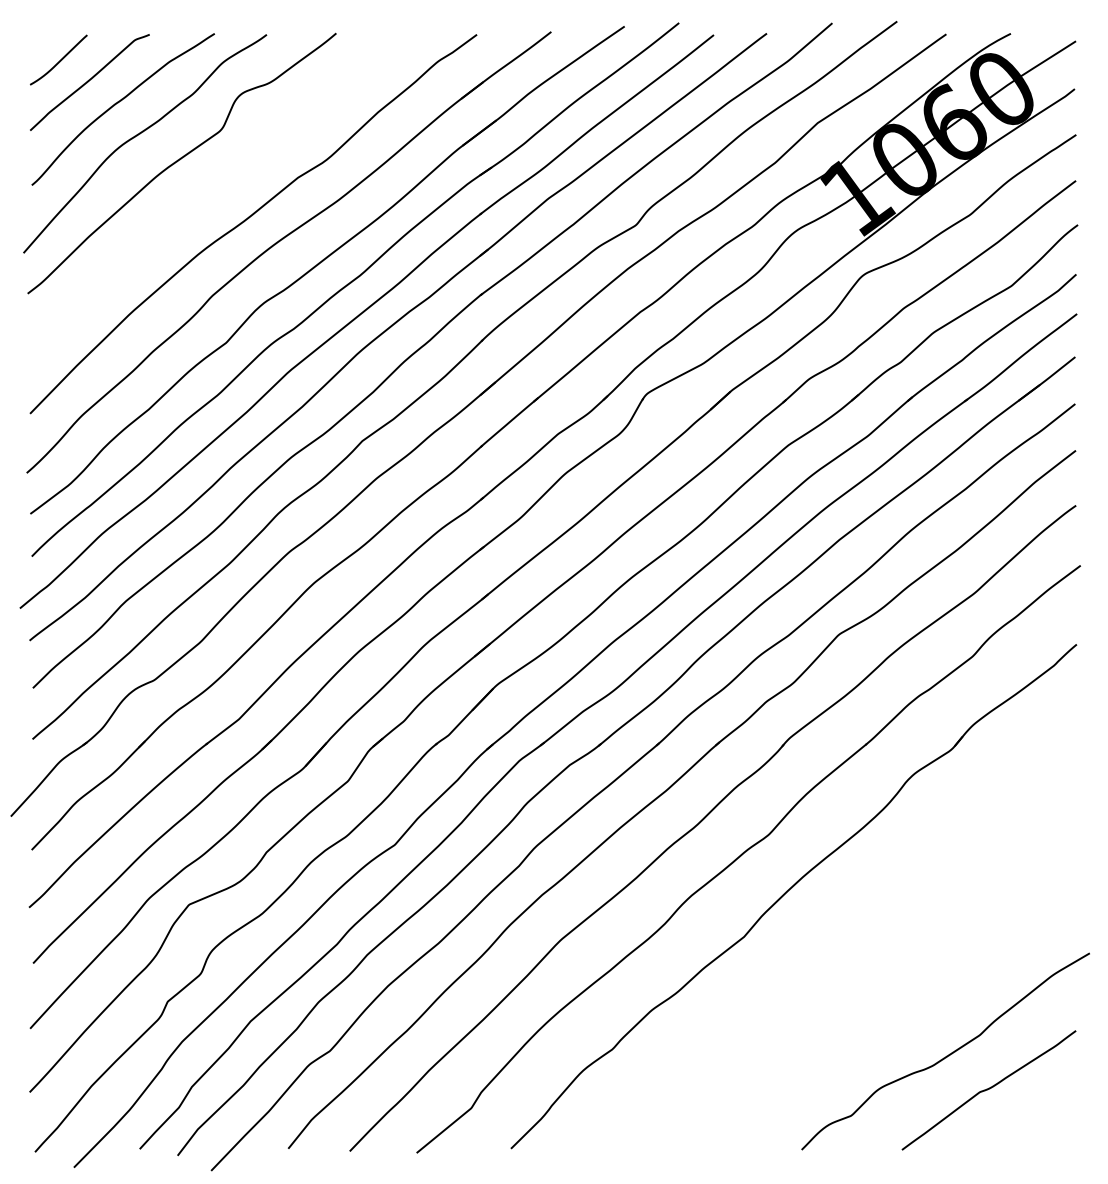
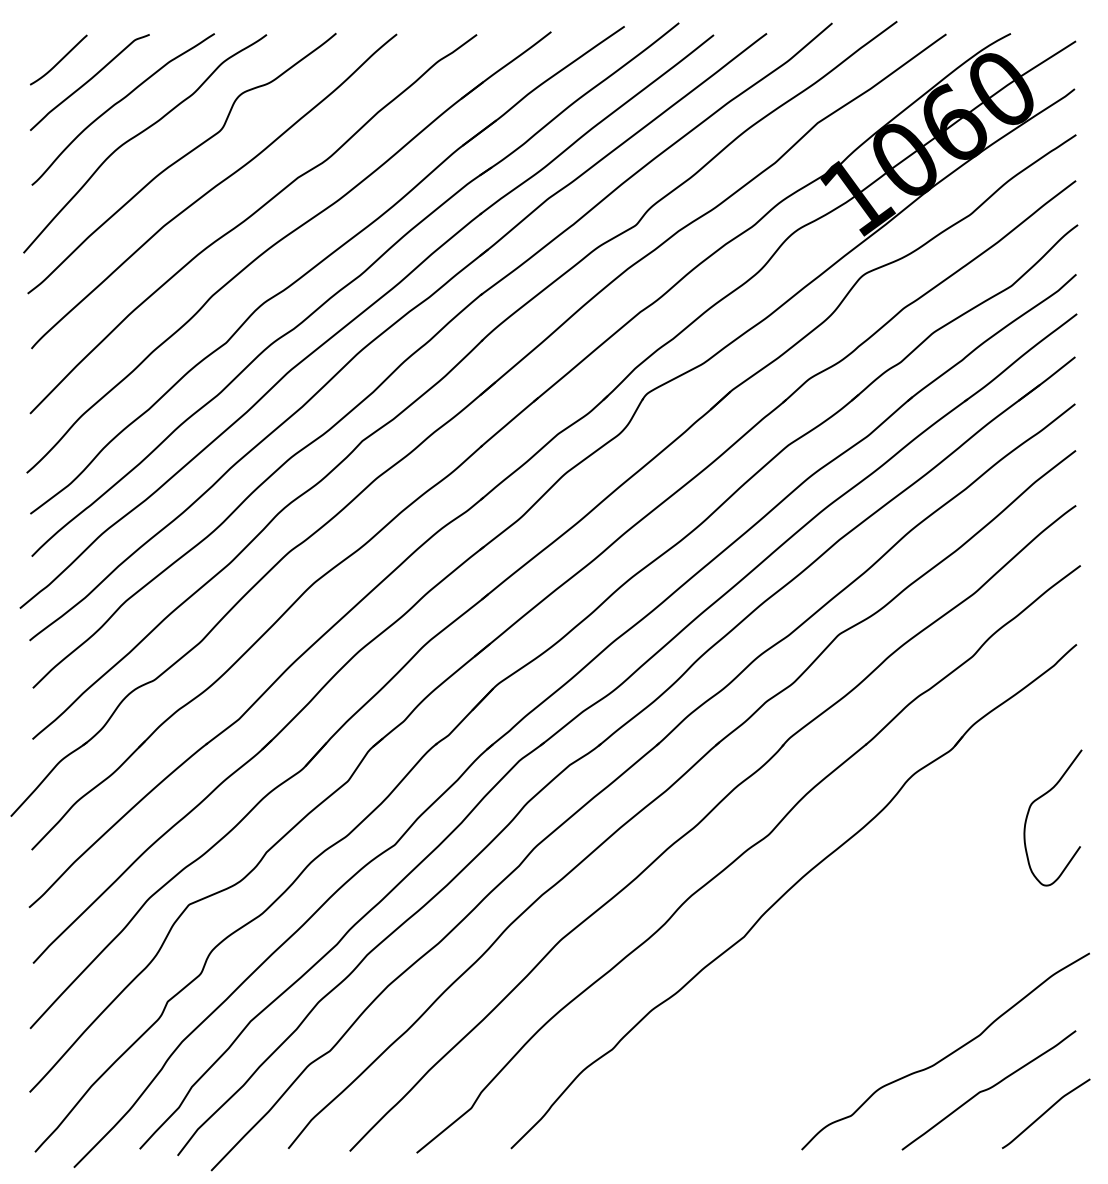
curve: none -> present (213, 189)
curve: none -> present (1040, 798)
curve: none -> present (1045, 1113)
